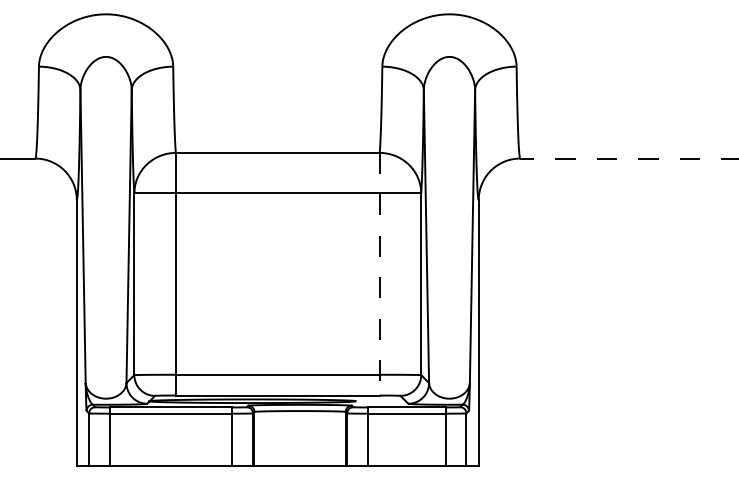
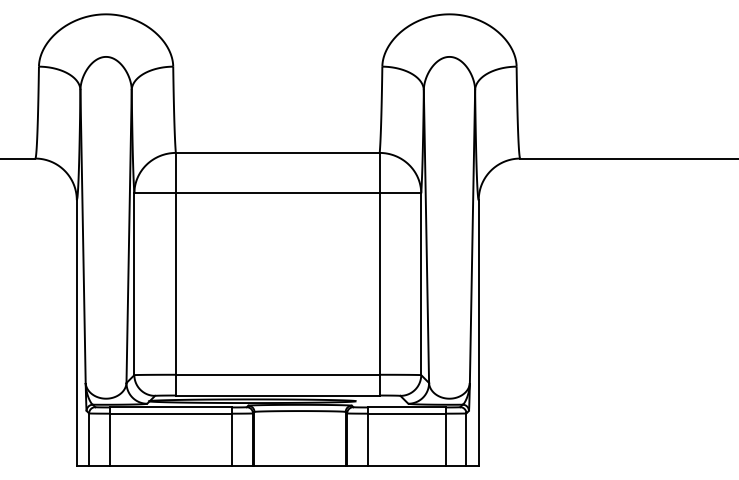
line: dashed -> solid (629, 158)
line: dashed -> solid (379, 274)
